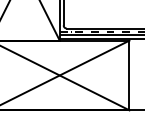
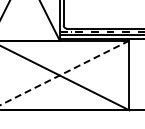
line: solid -> dashed (65, 72)
